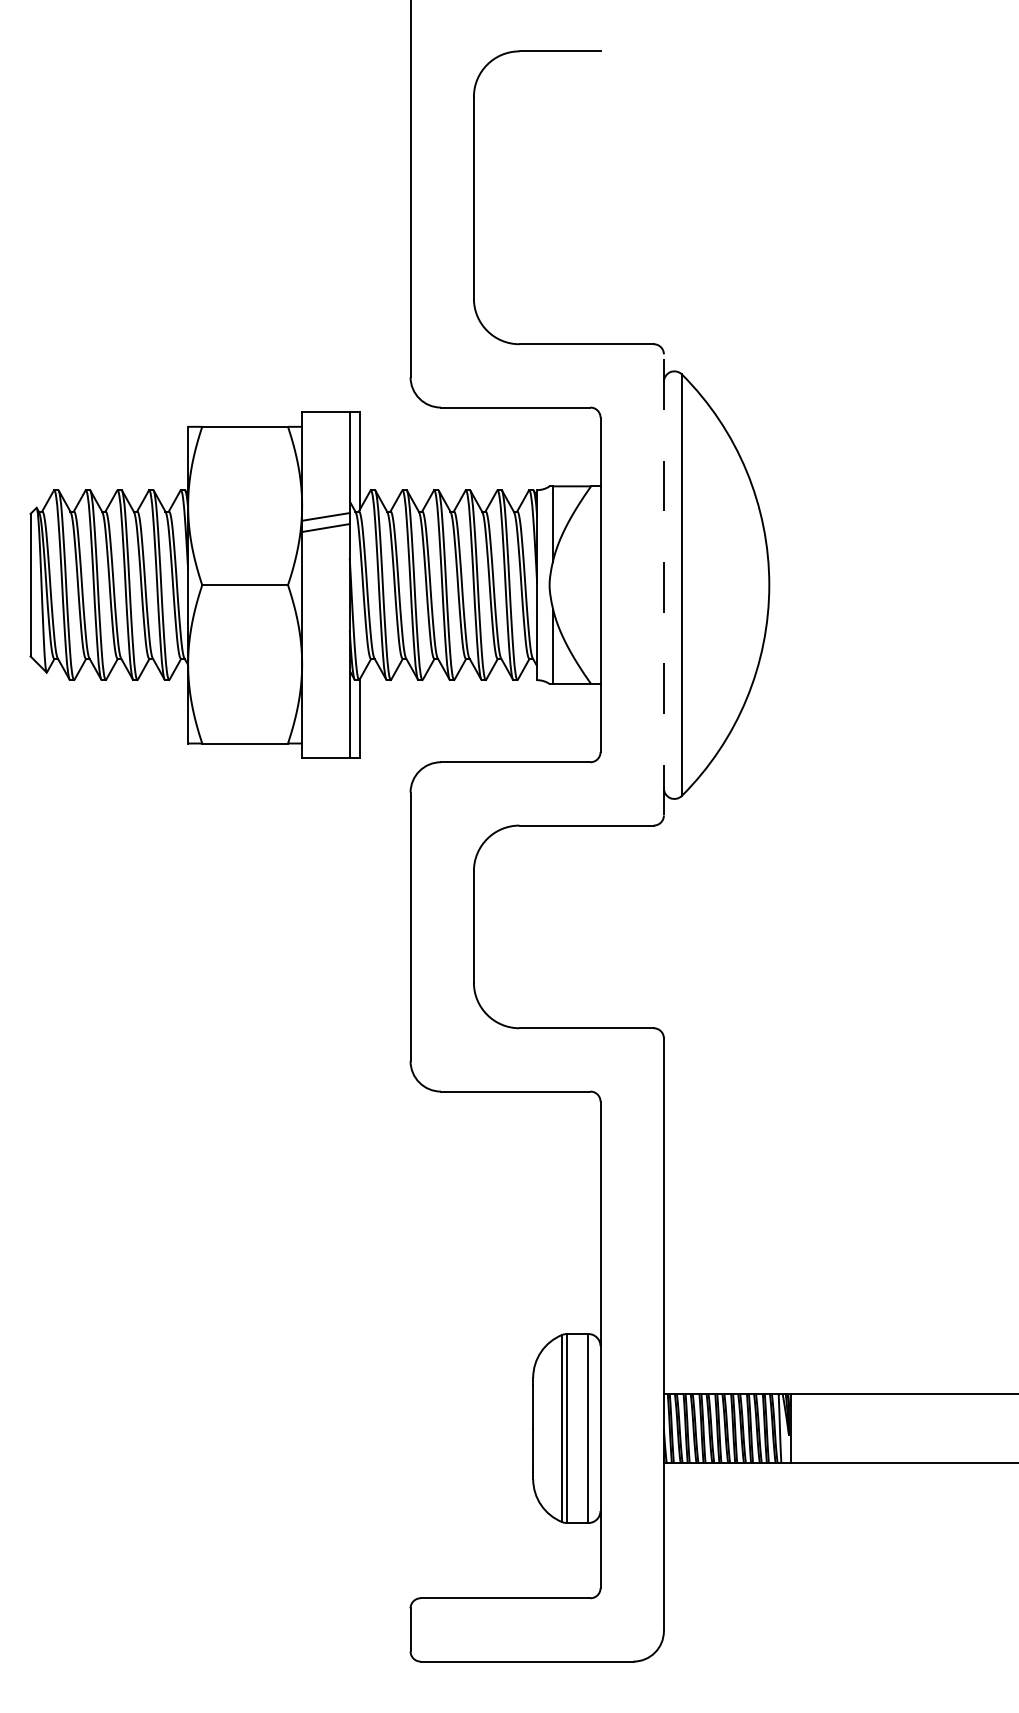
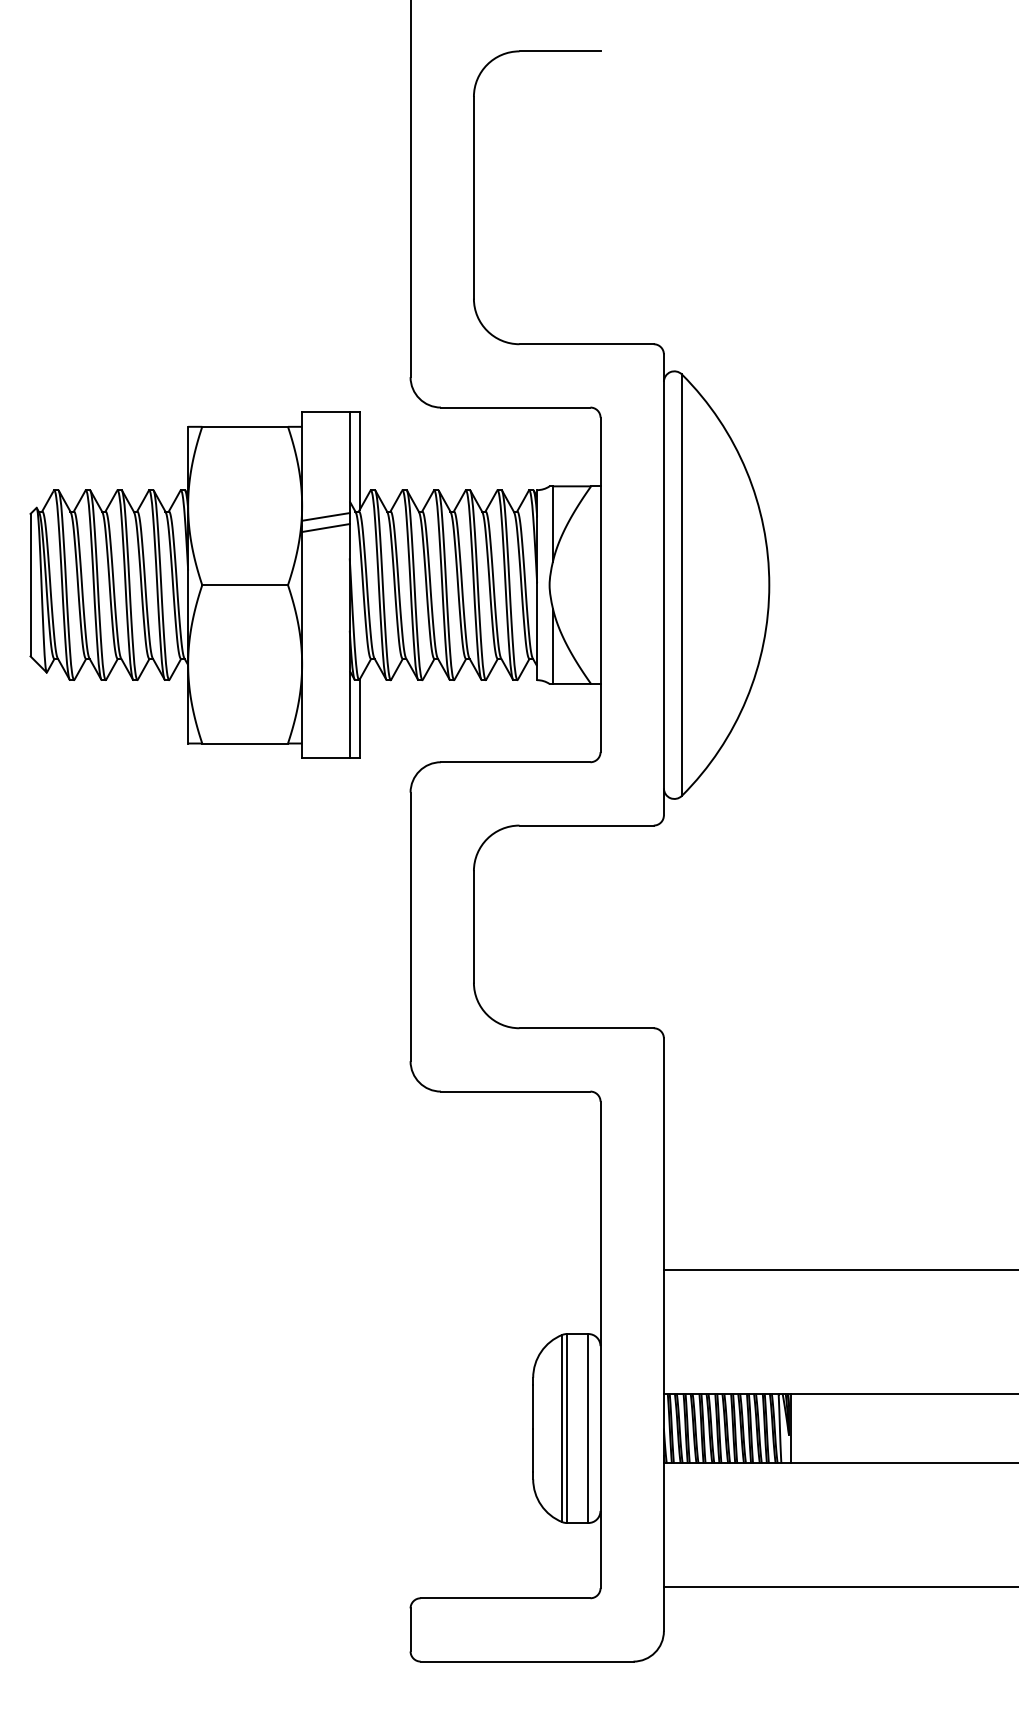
line: dashed -> solid (663, 584)
line: none -> present (839, 1270)
line: none -> present (839, 1586)
